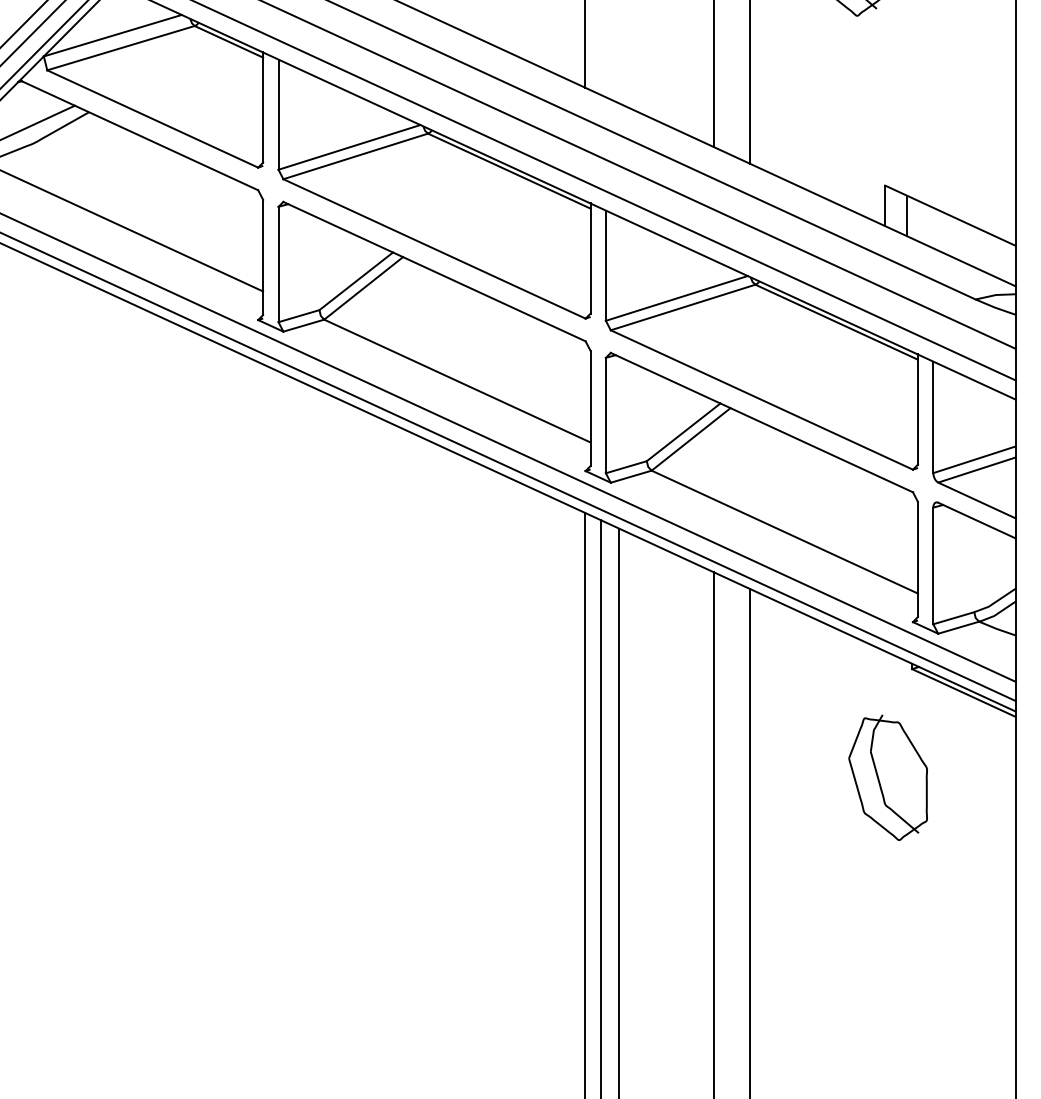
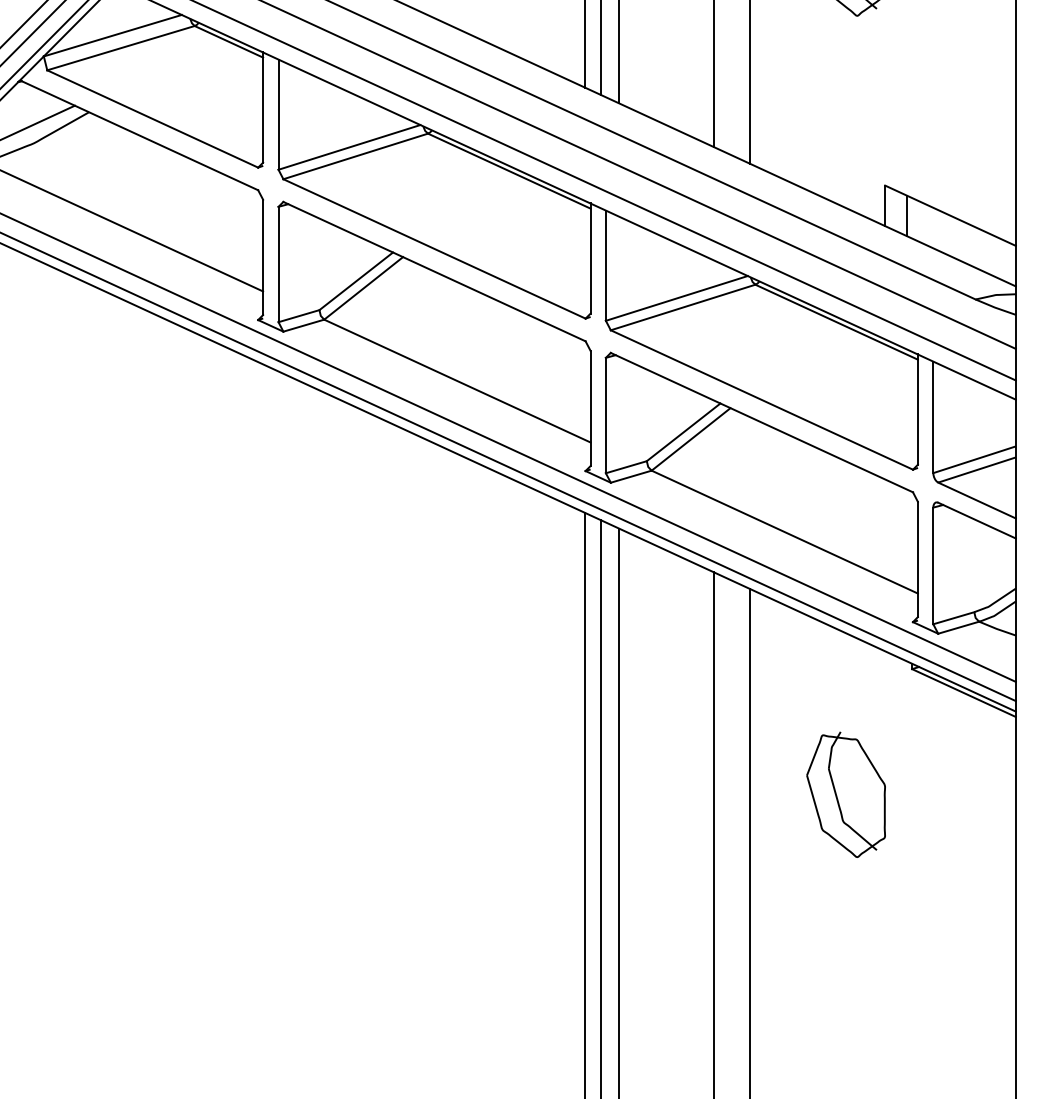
line: none -> present (601, 48)
line: none -> present (618, 52)
part position: (887, 777) -> (845, 794) (845, 794)
